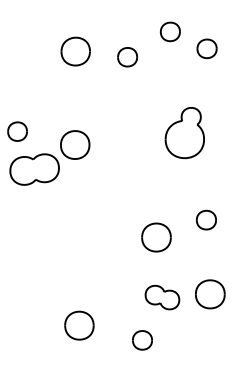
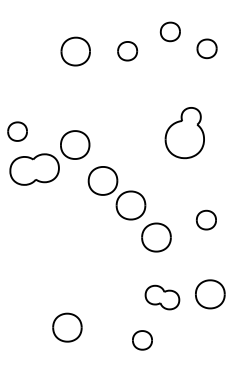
part position: (127, 57) -> (127, 51) (127, 51)
part: none -> present (116, 193)
part position: (79, 325) -> (67, 327) (67, 327)
